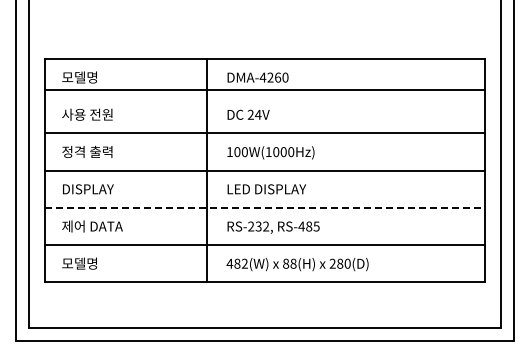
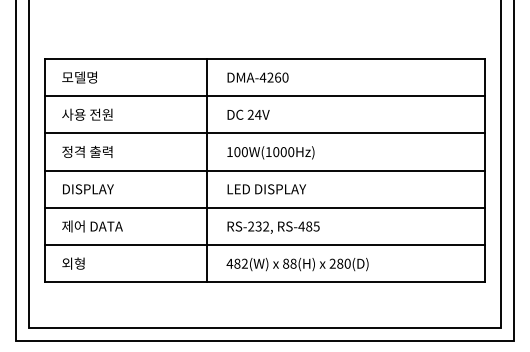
line position: (264, 90) -> (264, 96) (264, 96)
line: dashed -> solid (264, 207)
text: 모델명 -> 외형 (79, 263)
